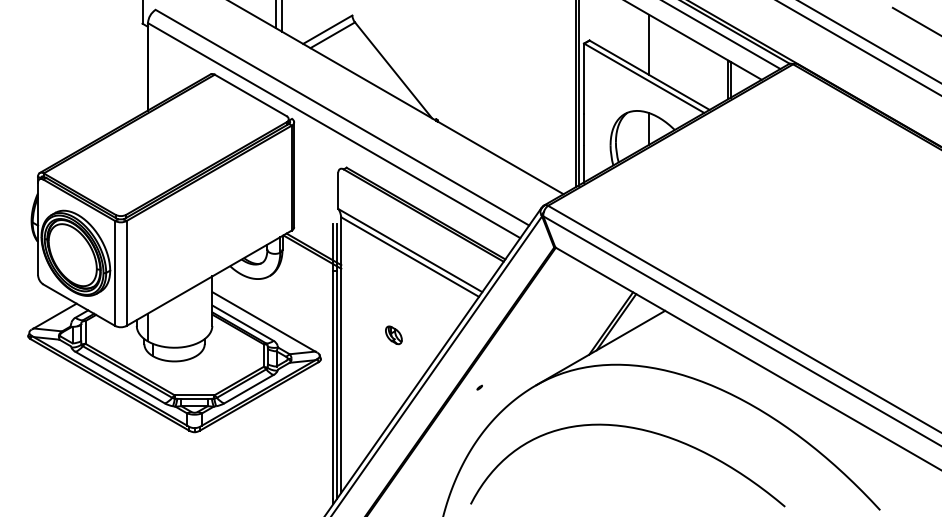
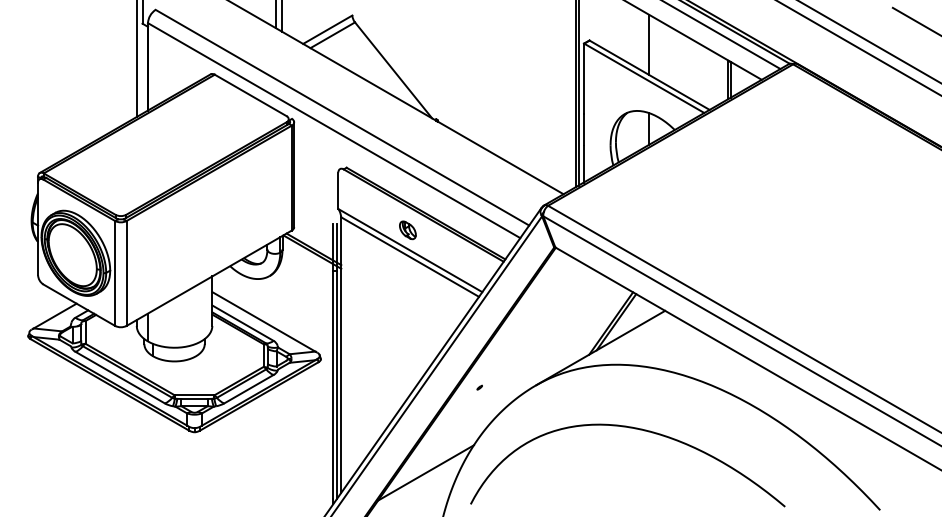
line: none -> present (136, 59)
part position: (393, 335) -> (407, 230) (407, 230)
line: none -> present (425, 472)
